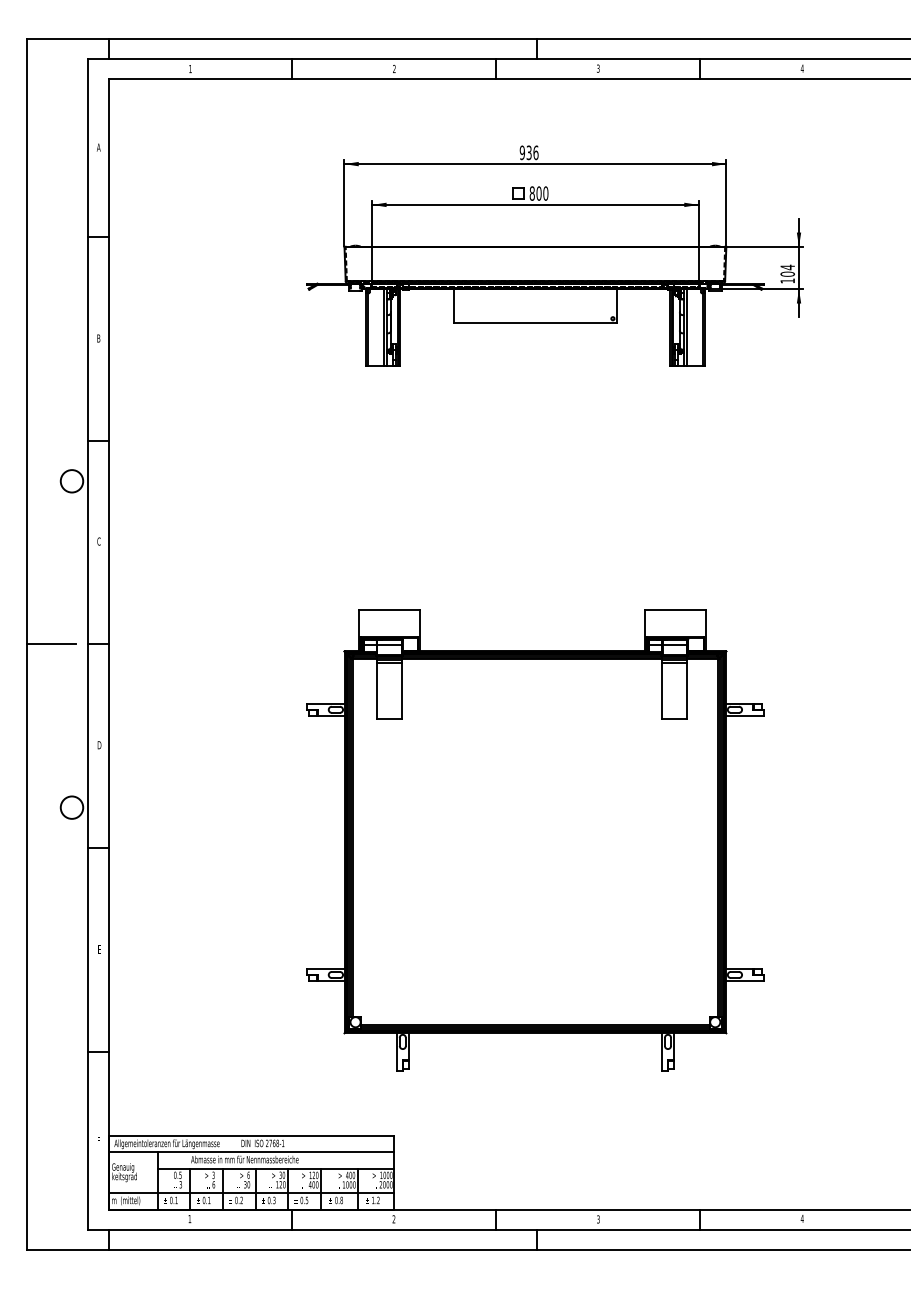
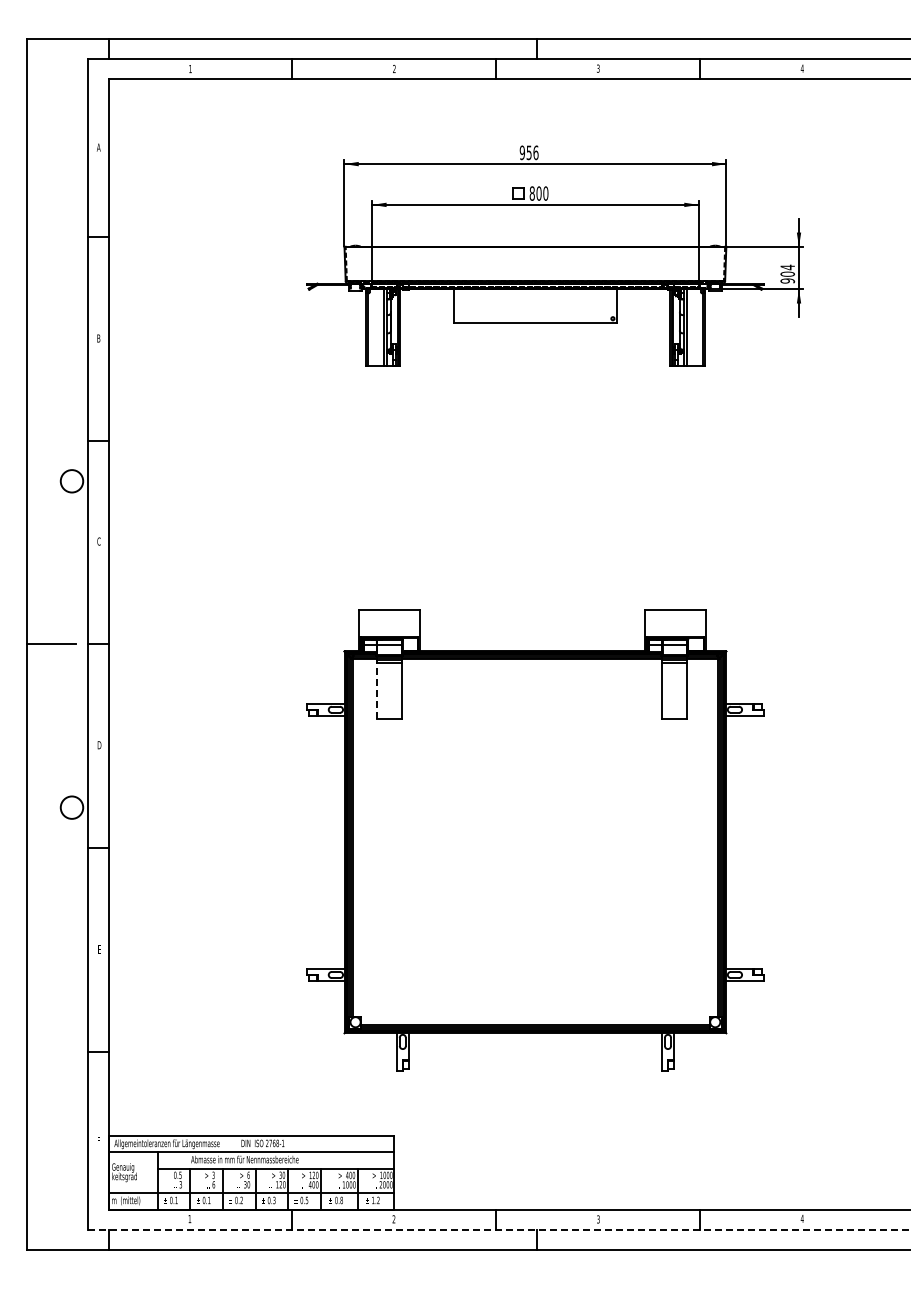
text: 936 -> 956 (528, 152)
text: 104 -> 904 (787, 280)
line: solid -> dashed (376, 690)
line: solid -> dashed (499, 1229)
